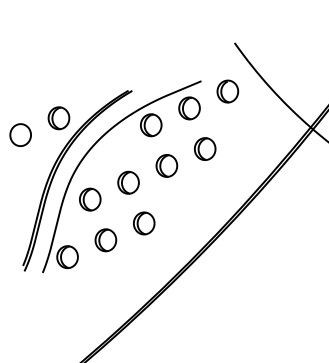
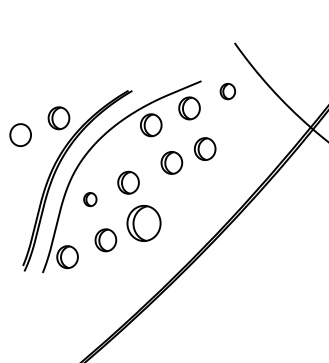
part size: 24x25 px -> 17x18 px (227, 91)
part position: (166, 165) -> (171, 162) (171, 162)
part size: 23x25 px -> 15x16 px (90, 199)
part size: 23x25 px -> 36x37 px (143, 223)
